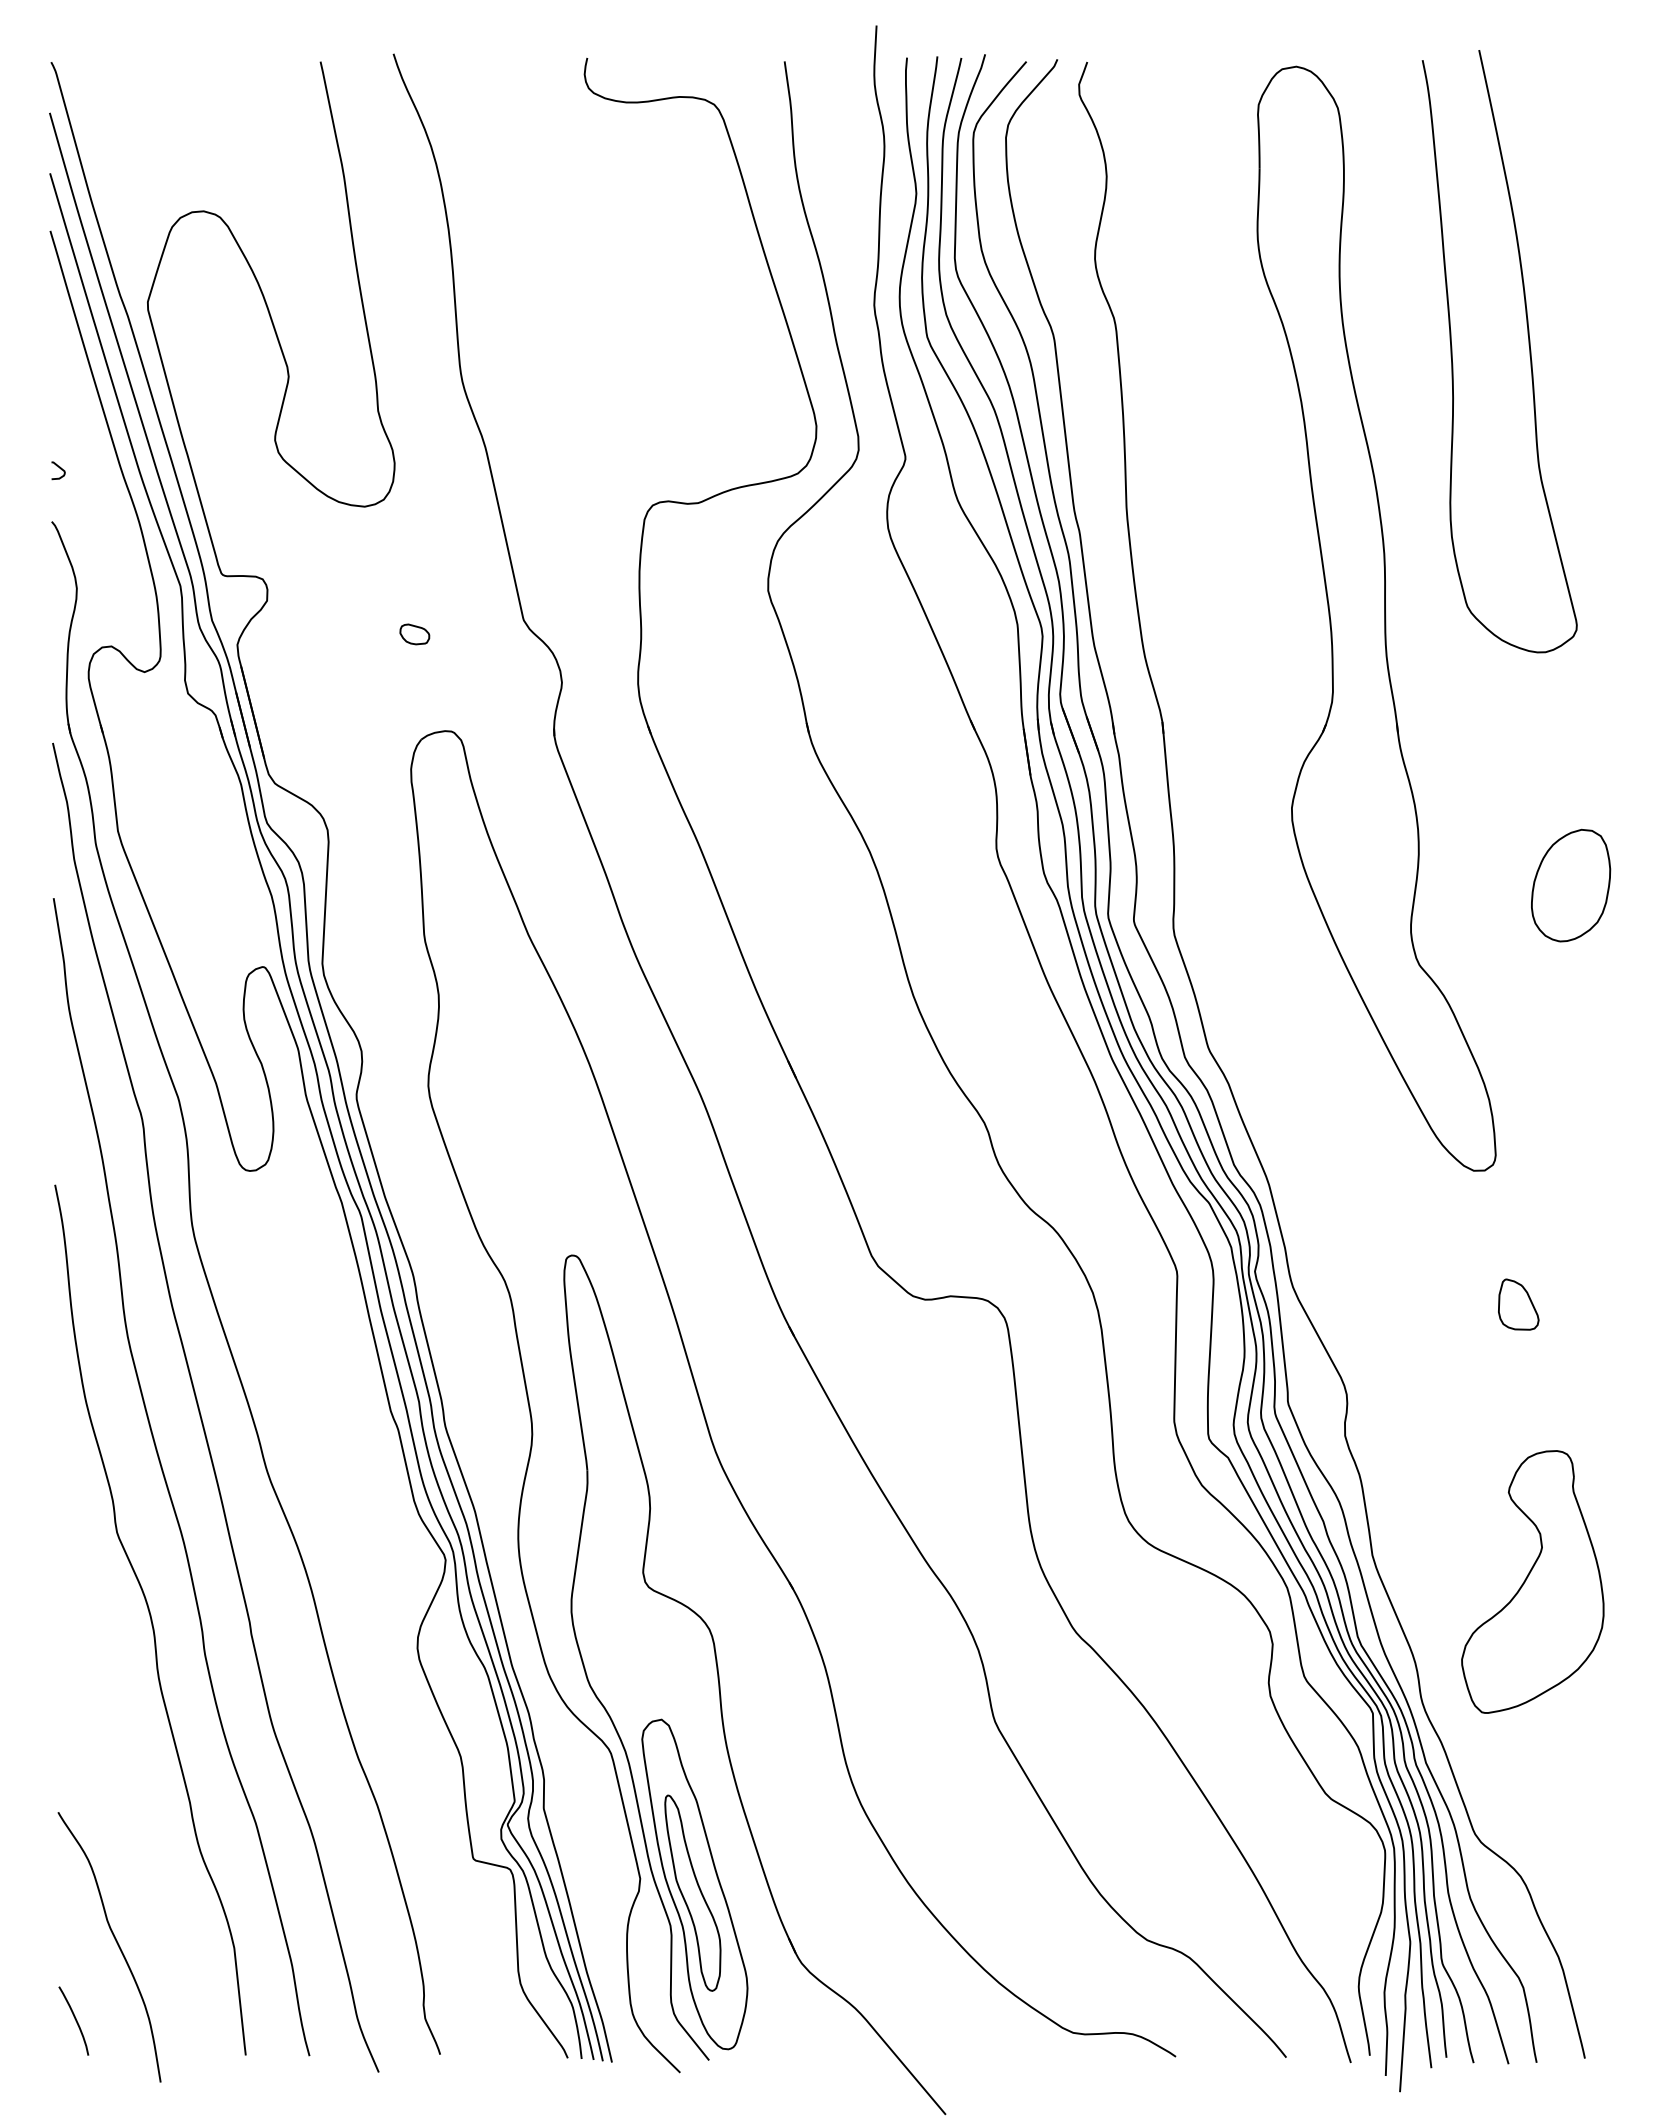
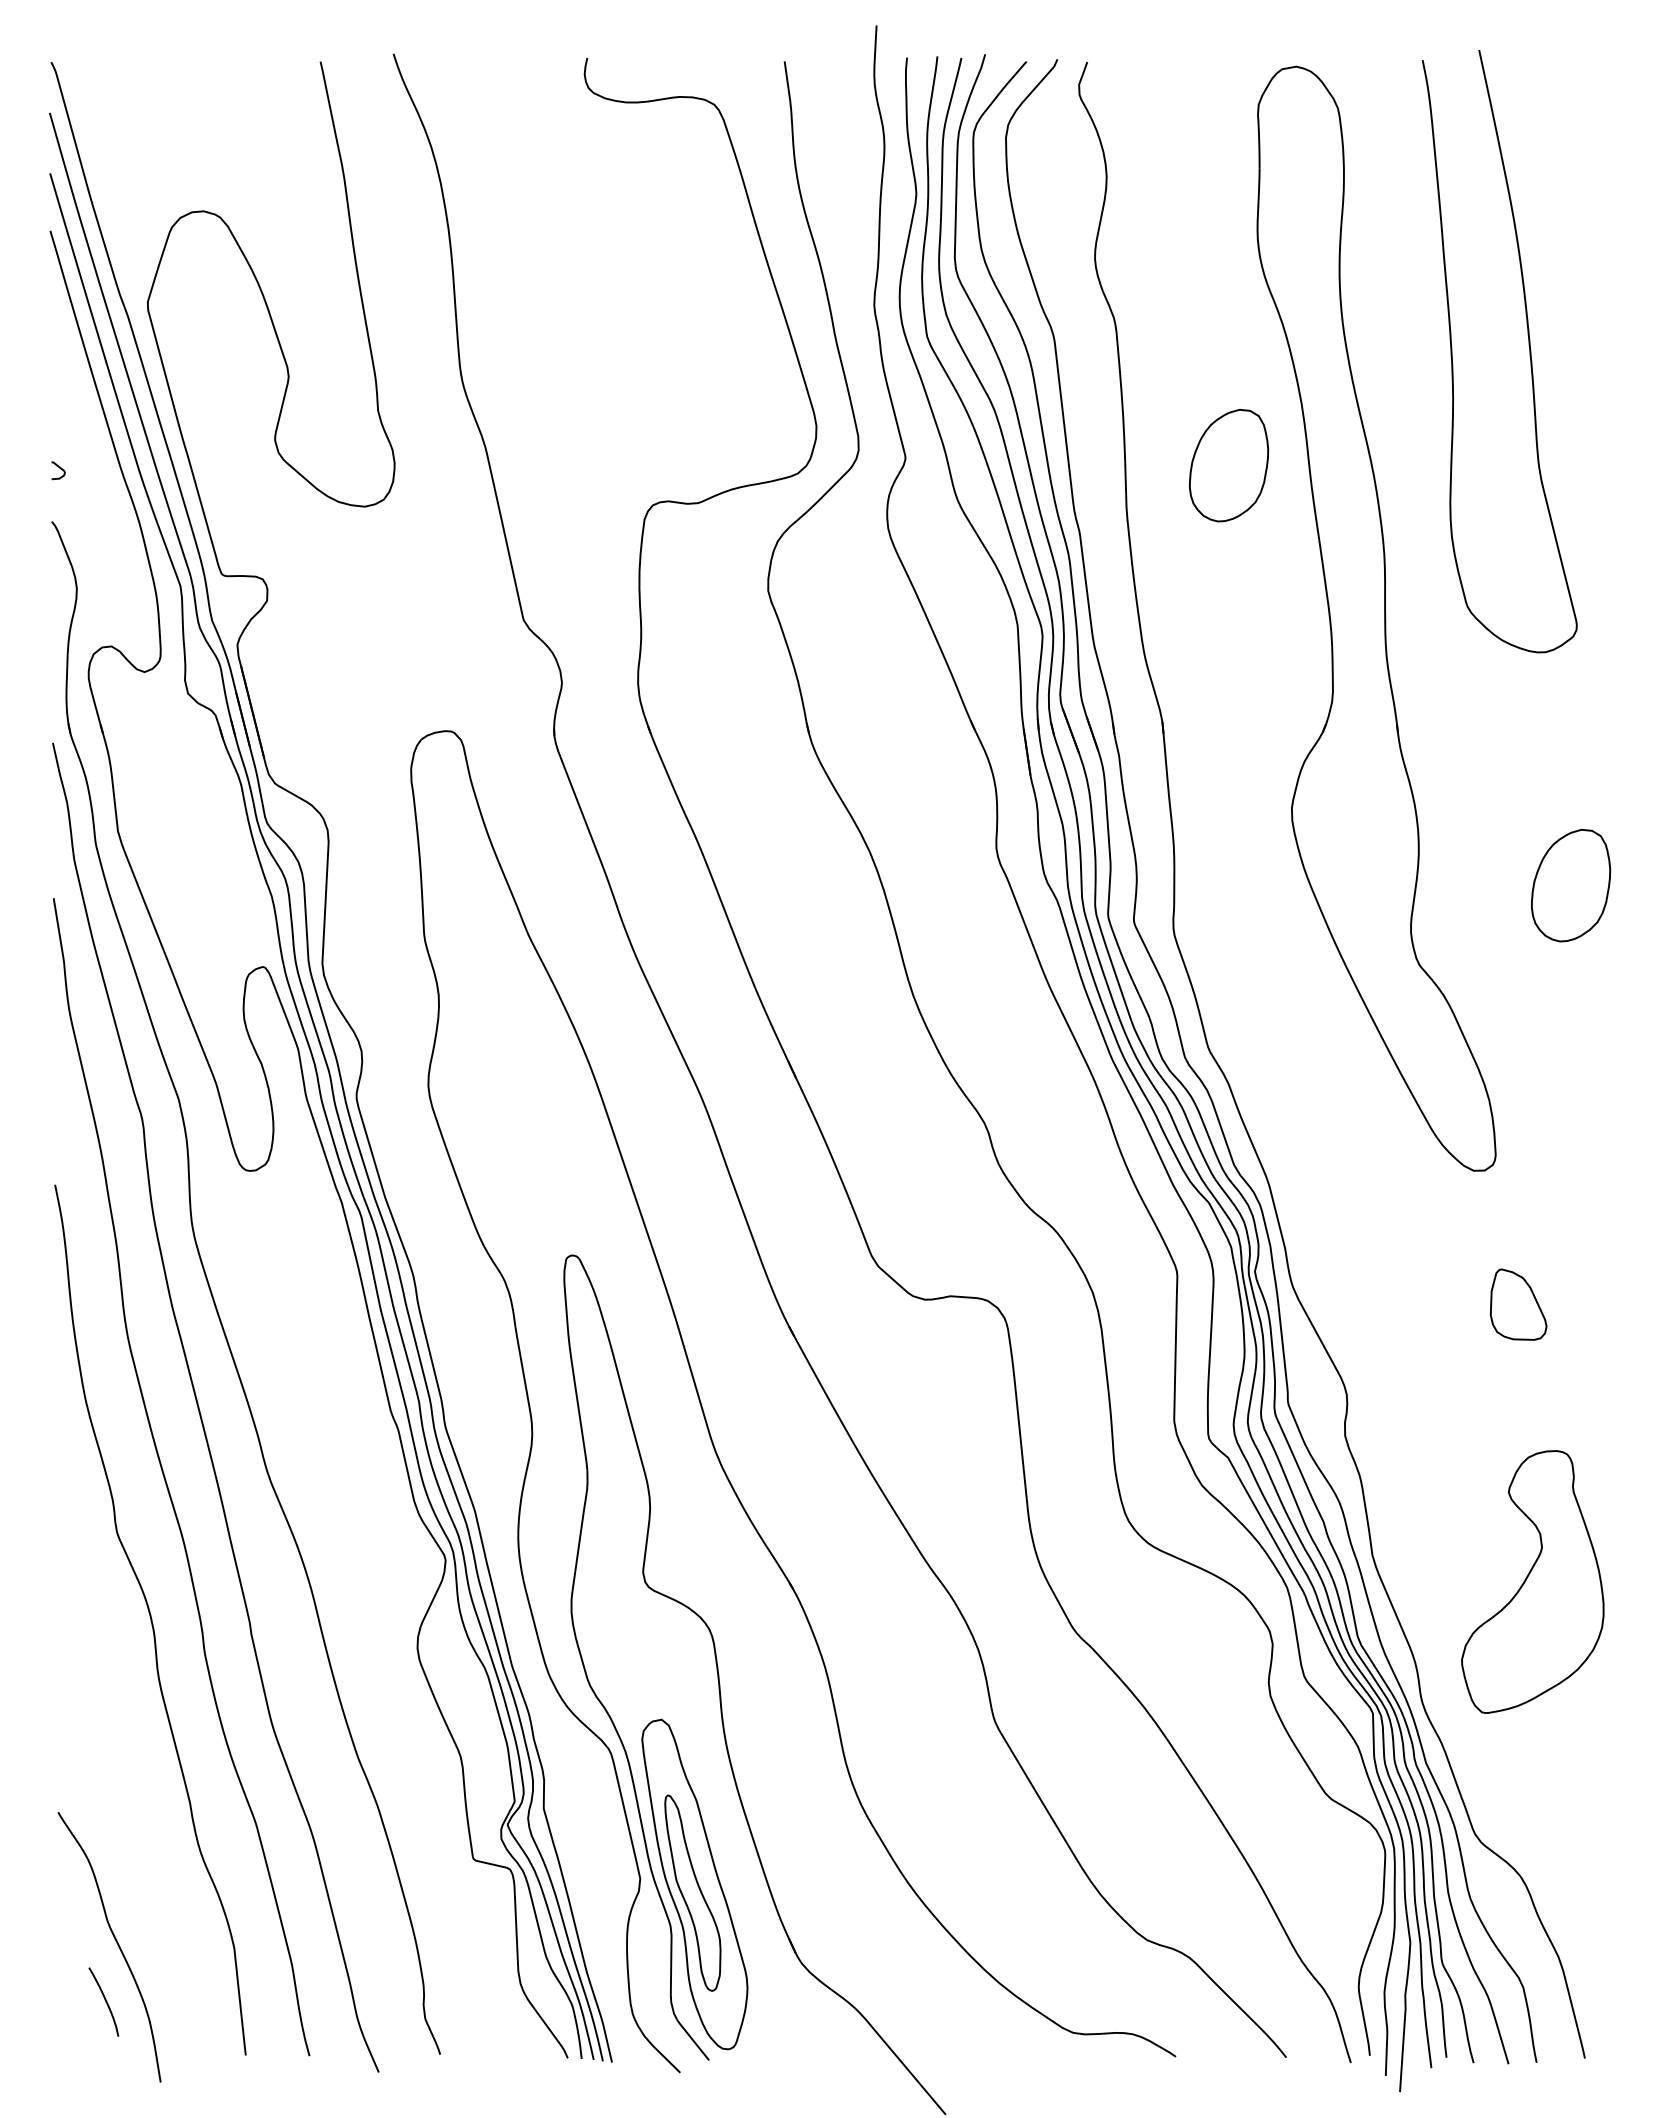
part: none -> present (1229, 465)
part: present -> none (414, 634)
part size: 42x53 px -> 59x73 px (1518, 1304)
curve position: (74, 2019) -> (104, 2000) (104, 2000)
